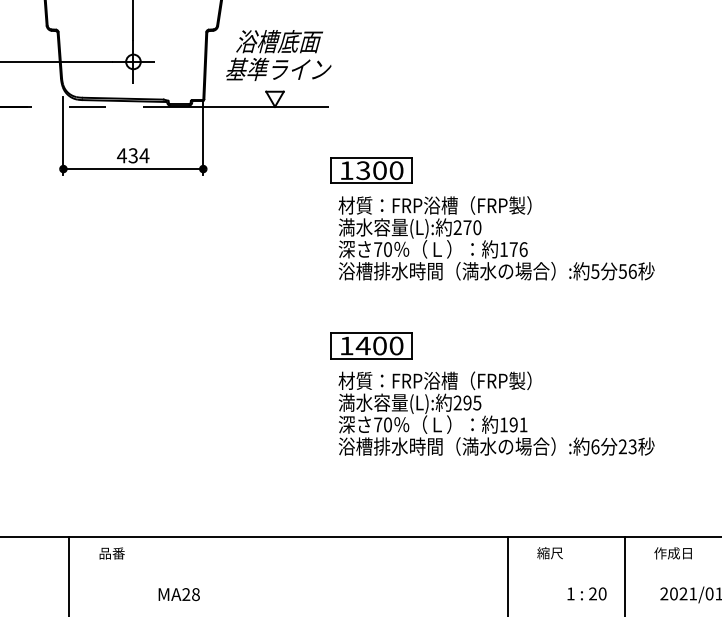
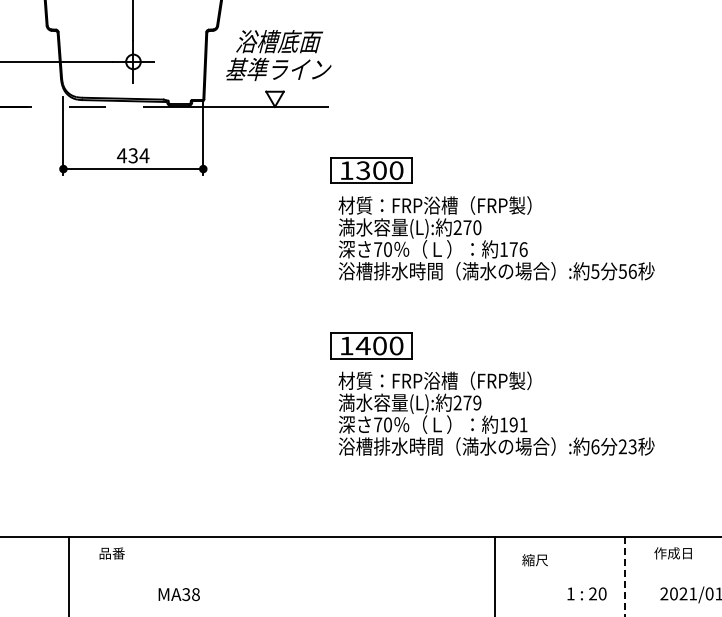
text: 295 -> 279 (472, 402)
text position: (549, 553) -> (534, 560) (534, 560)
line position: (507, 575) -> (494, 575) (494, 575)
line: solid -> dashed (624, 576)
text: MA28 -> MA38 (186, 594)
